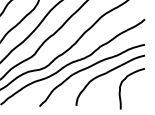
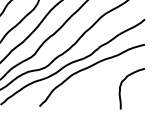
curve: present -> none (106, 74)
